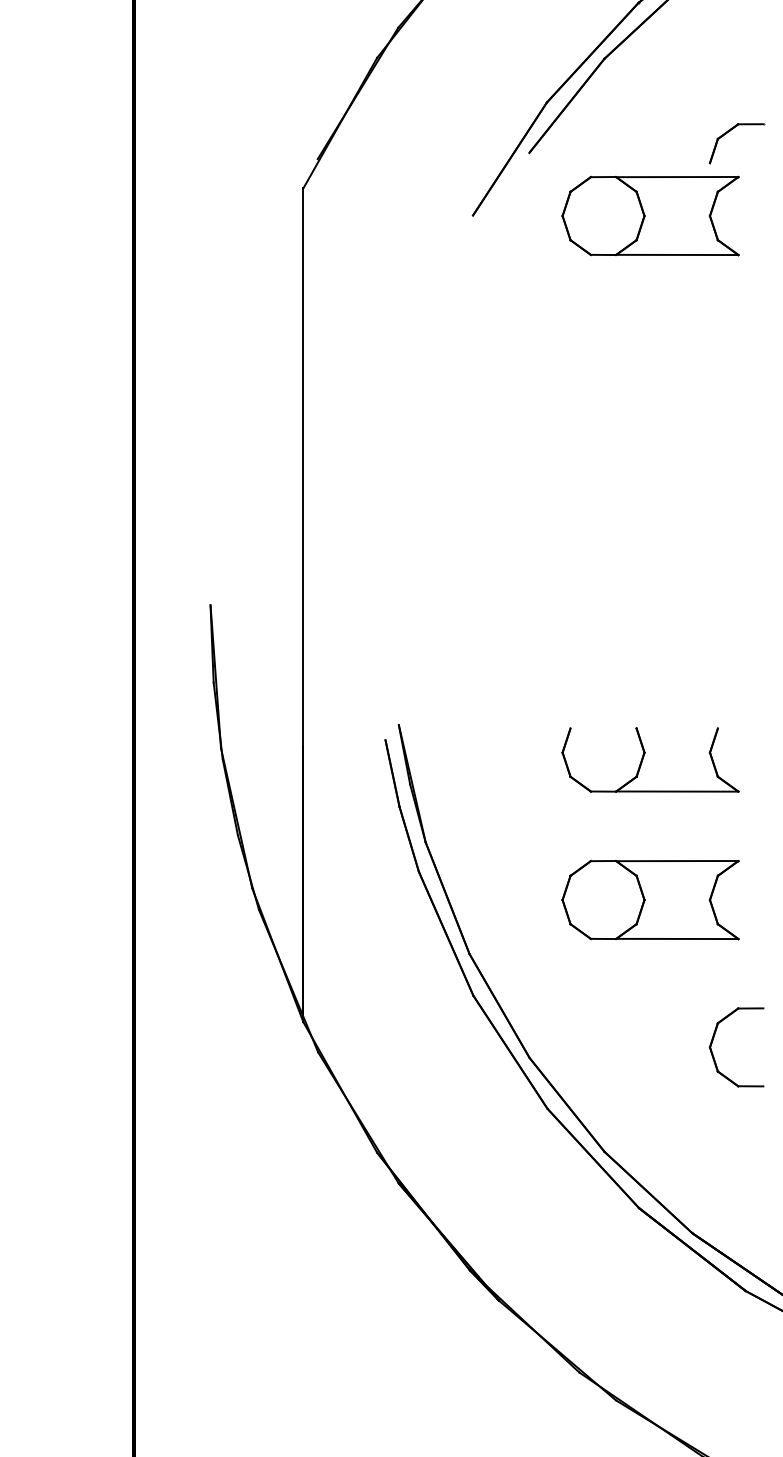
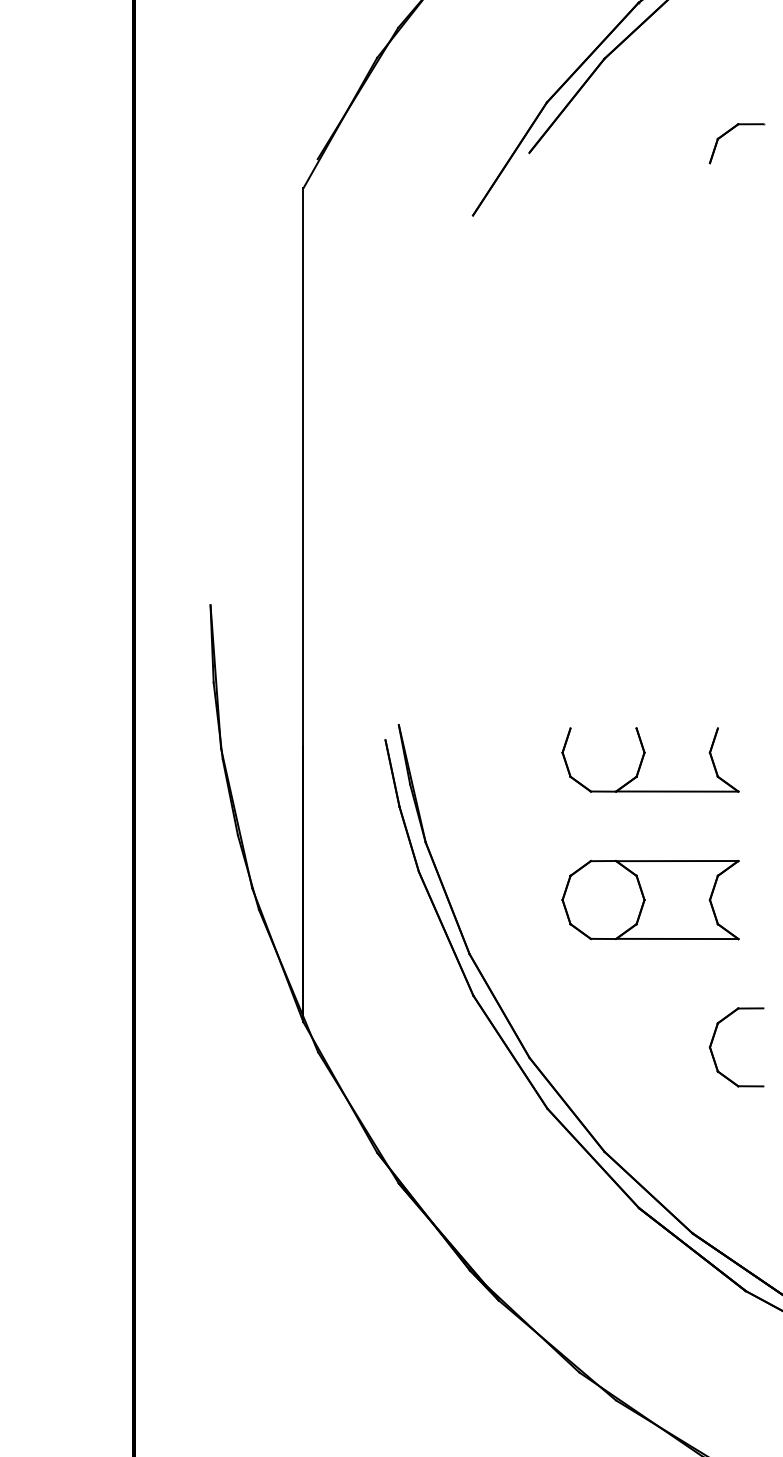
part: present -> none (650, 215)
